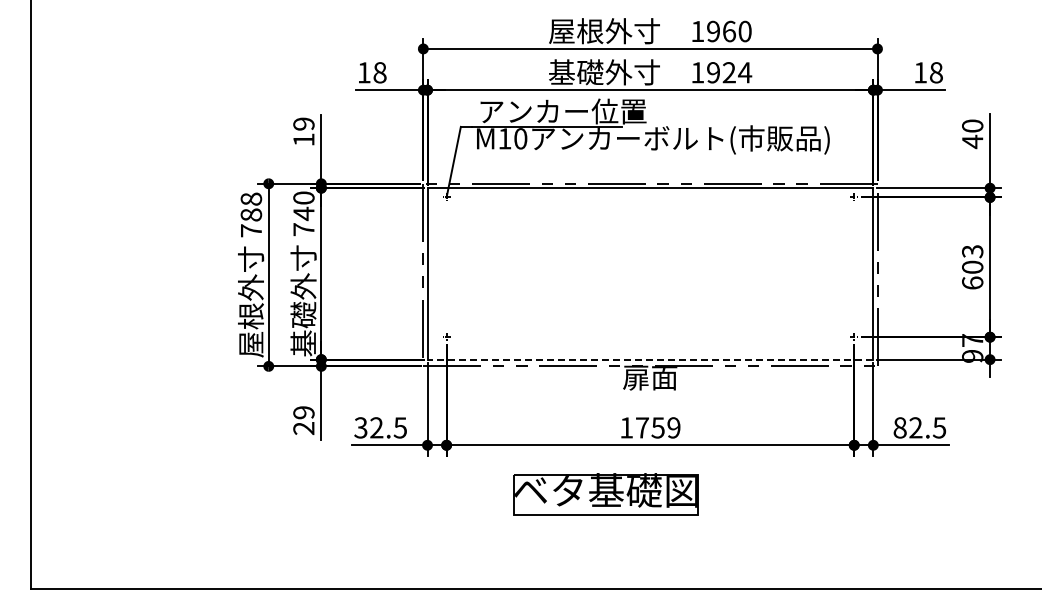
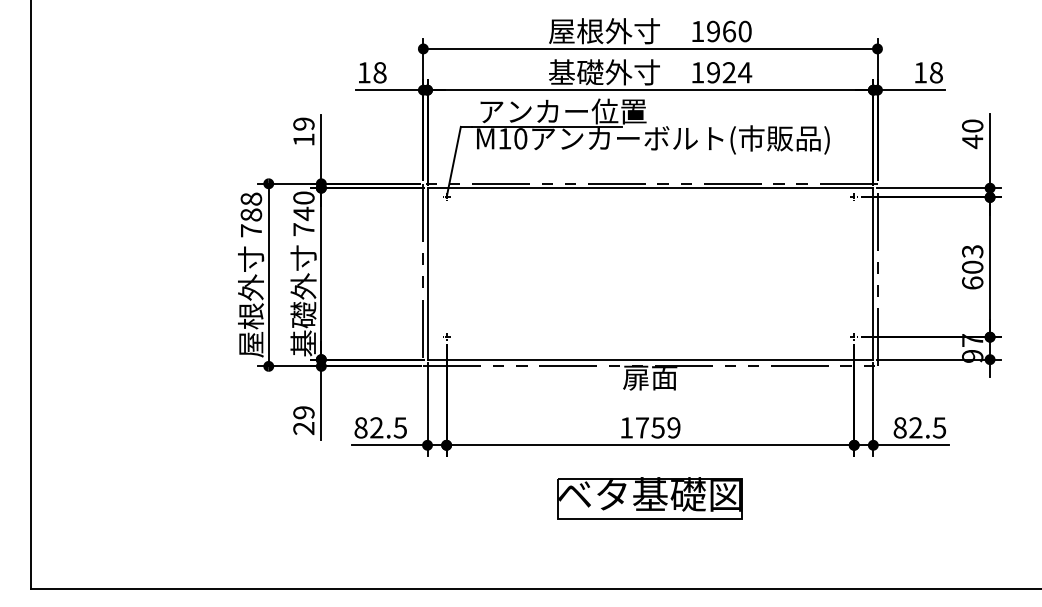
line: dashed -> solid (650, 359)
text: 32.5 -> 82.5 (360, 427)
part position: (605, 494) -> (649, 498) (649, 498)
